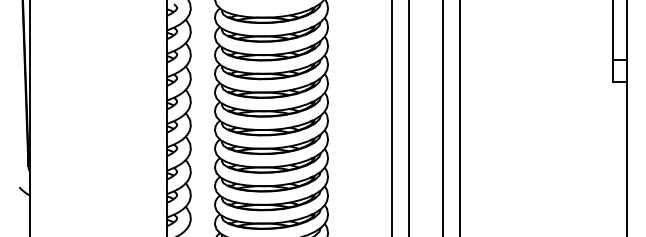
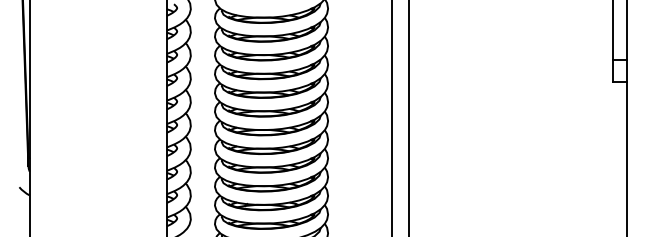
line: present -> none (443, 117)
line: present -> none (460, 117)
